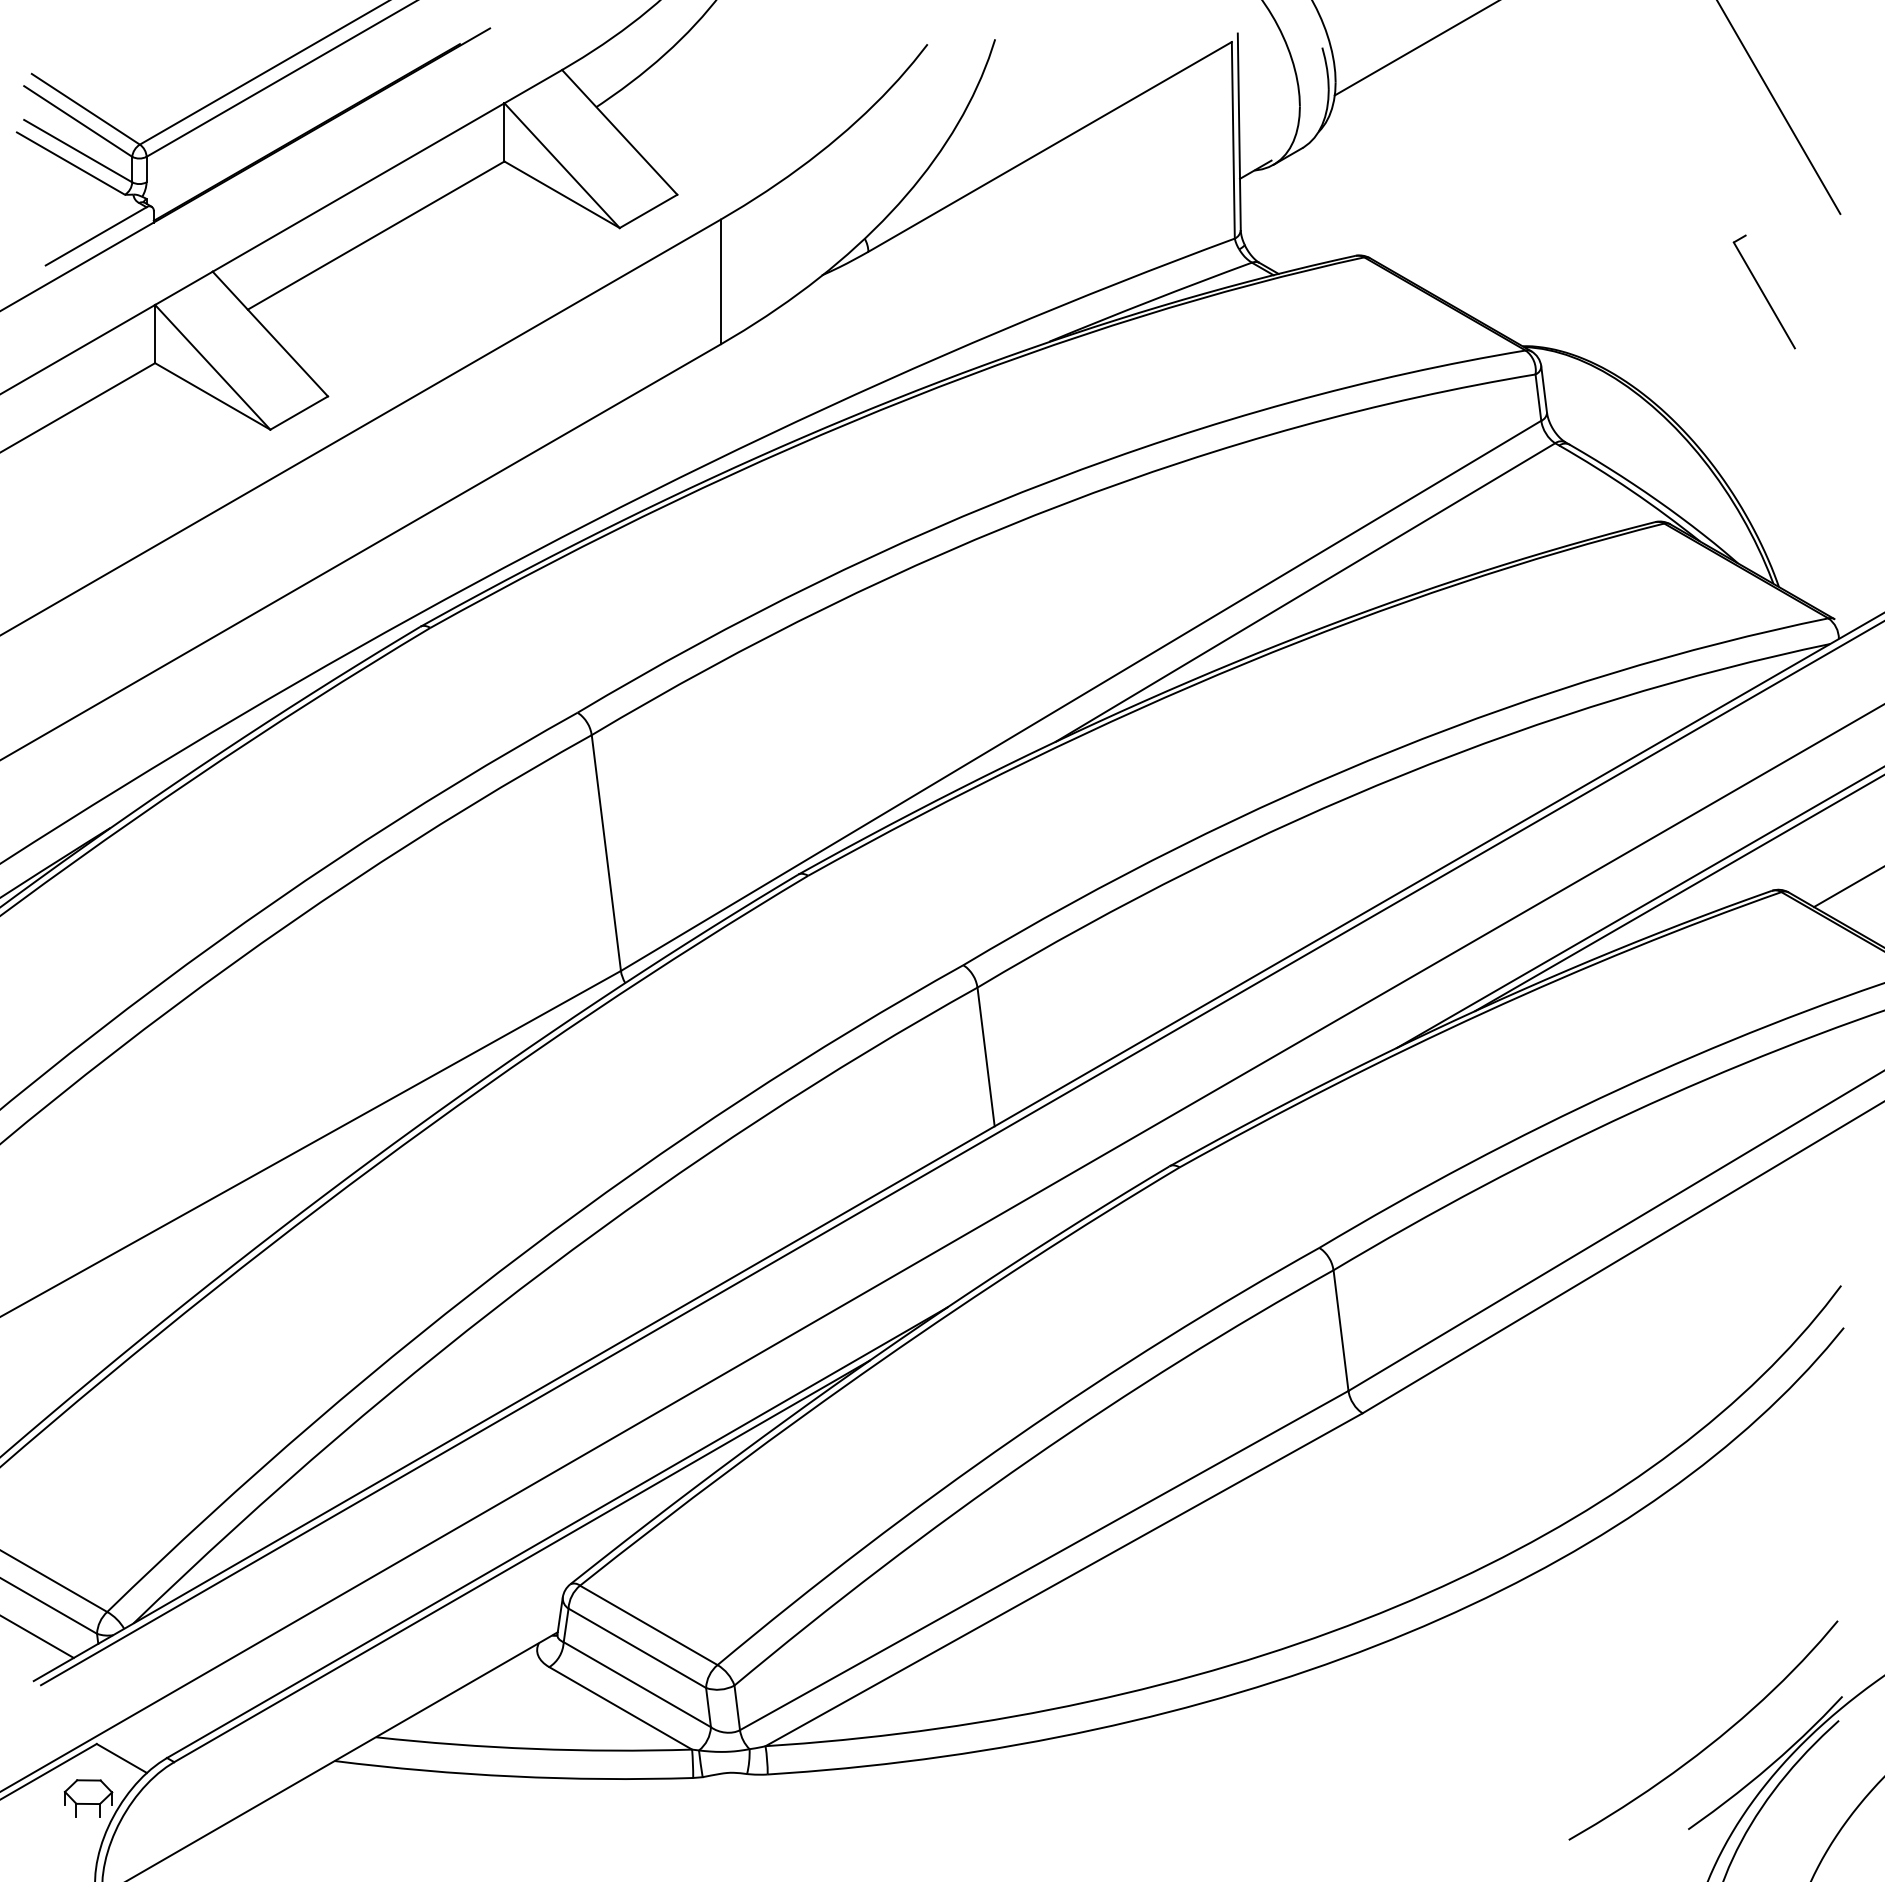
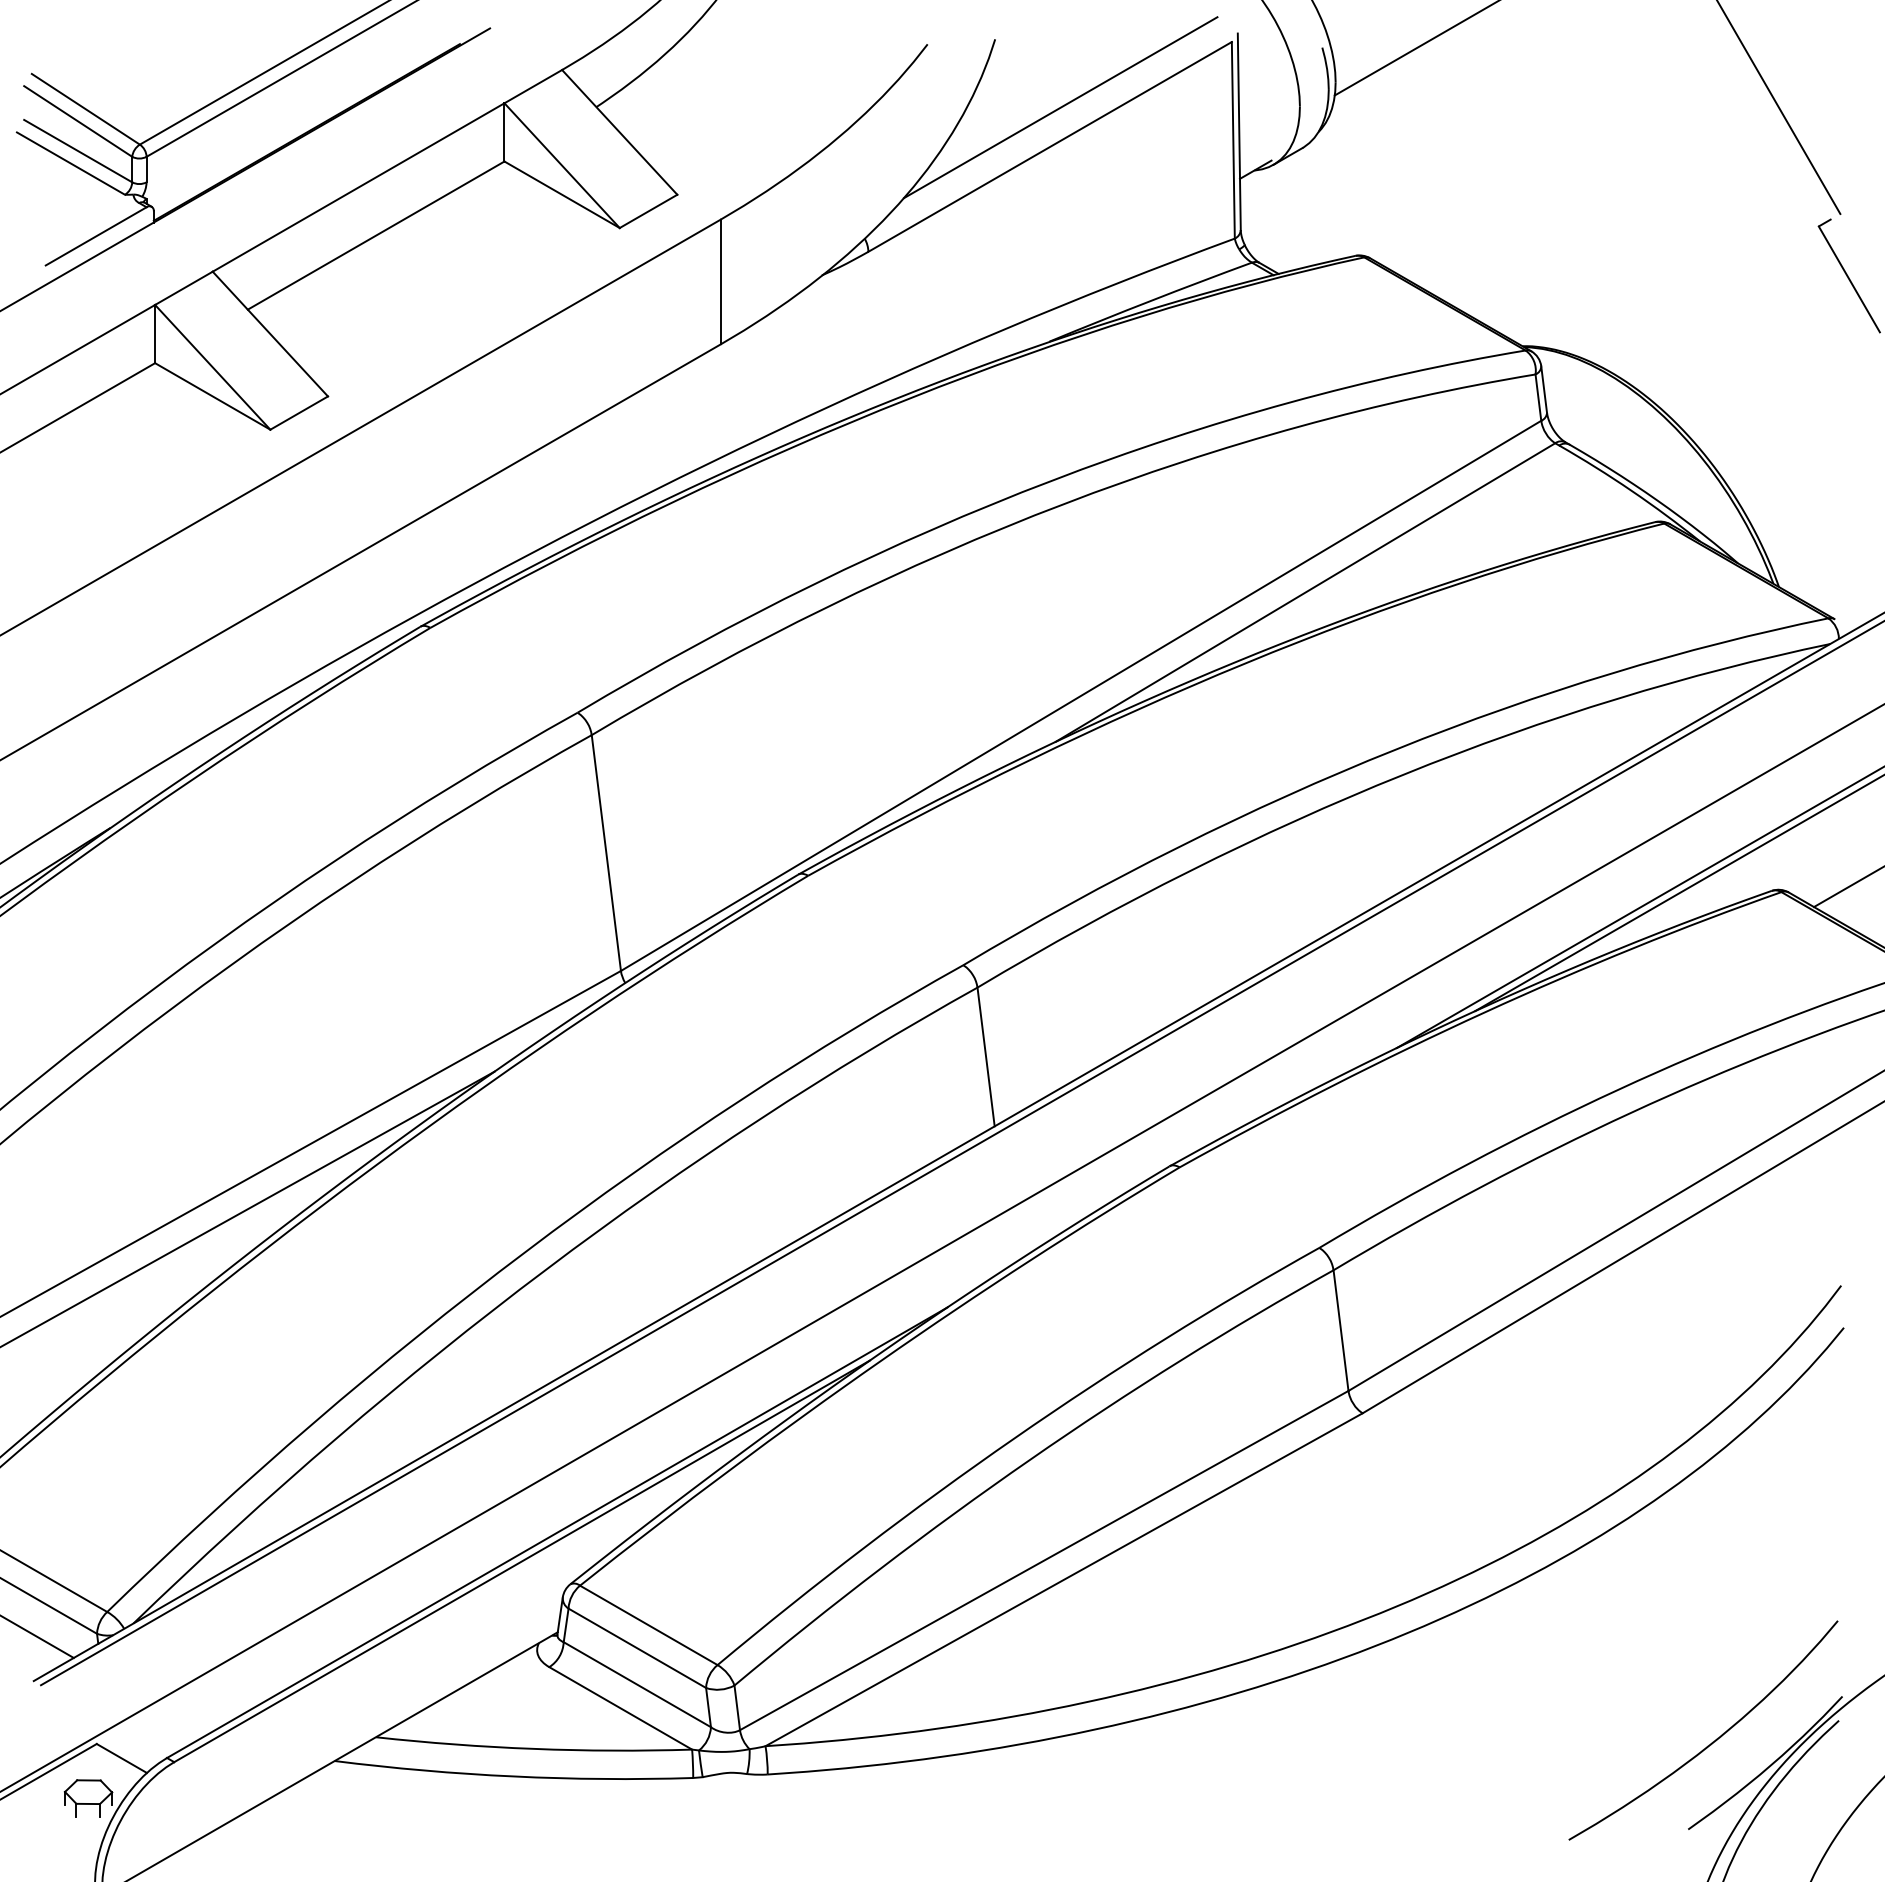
line: none -> present (1060, 107)
part position: (1763, 291) -> (1848, 275) (1848, 275)
line: none -> present (248, 1208)
